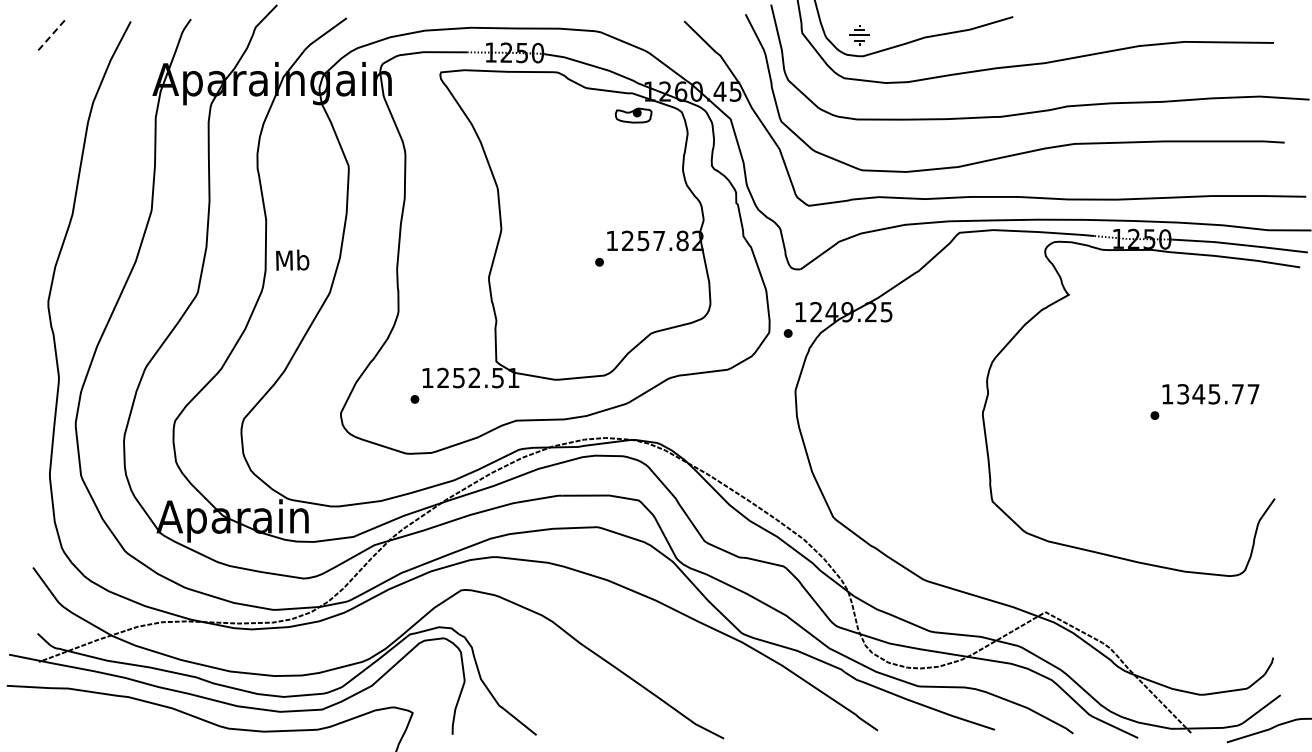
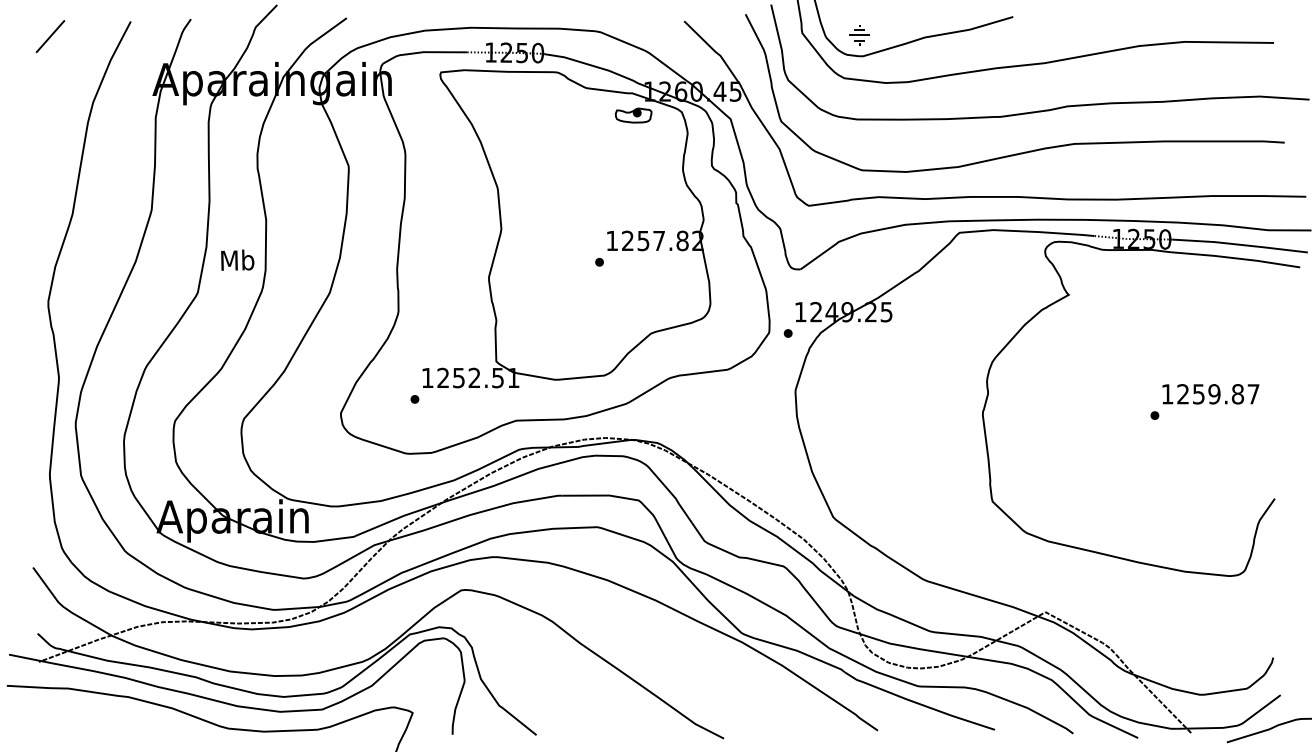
line: dashed -> solid (50, 36)
text position: (292, 259) -> (237, 259) (237, 259)
text: 1345.77 -> 1259.87 (1210, 394)
